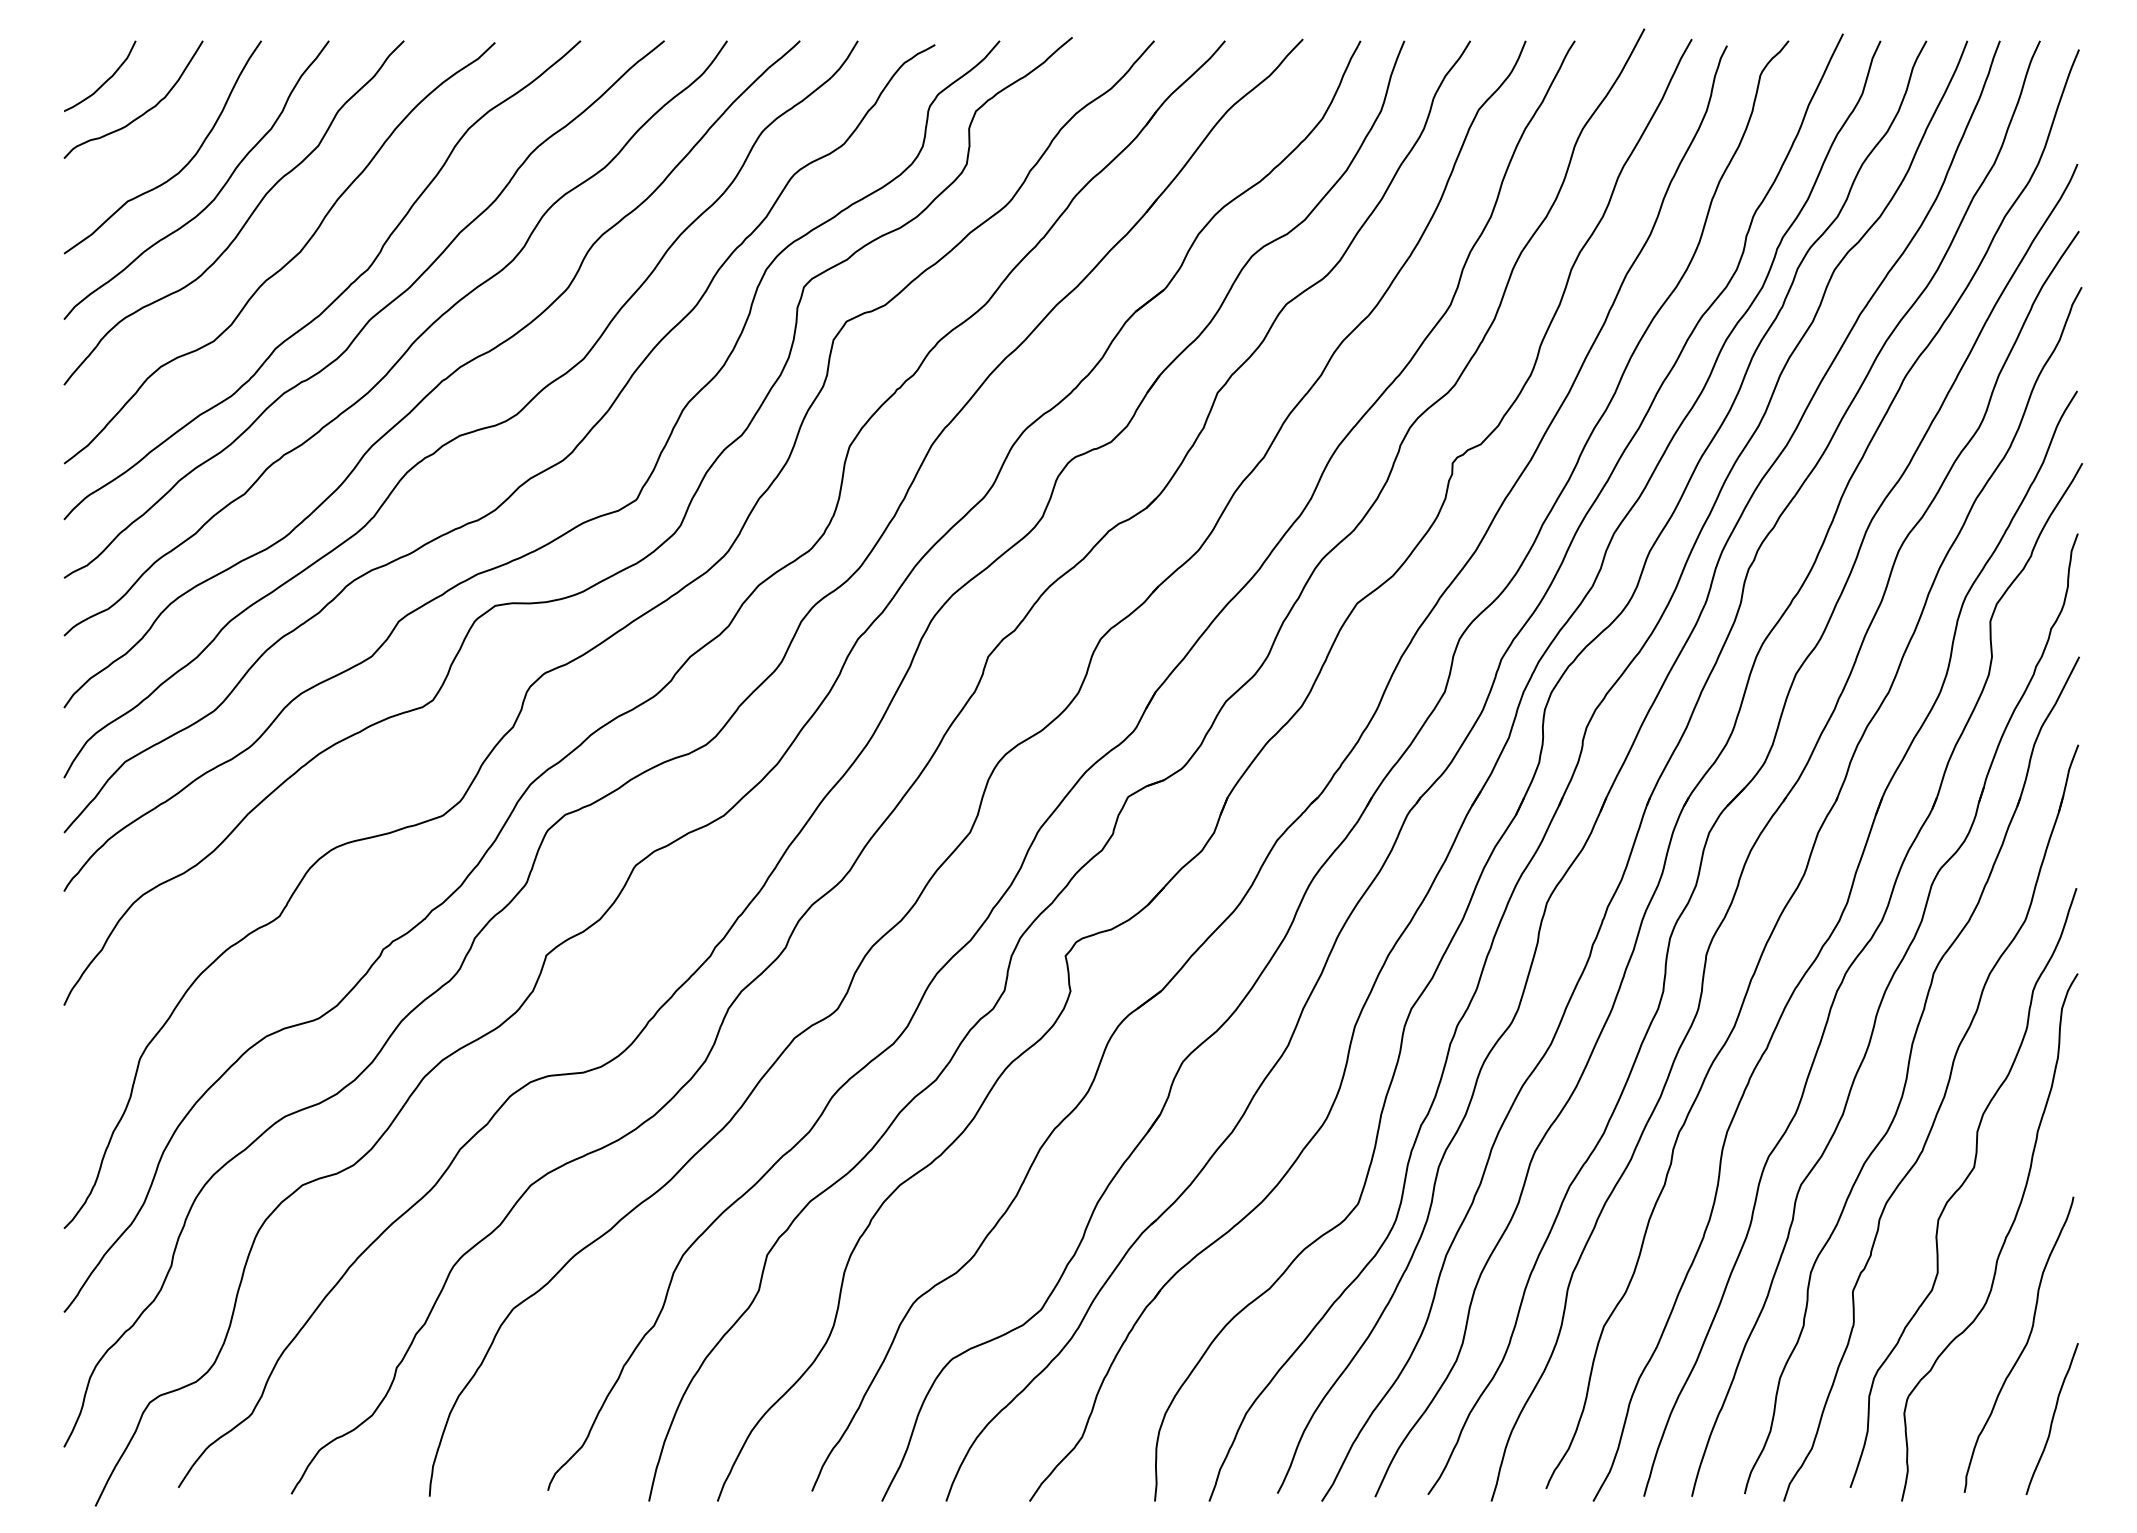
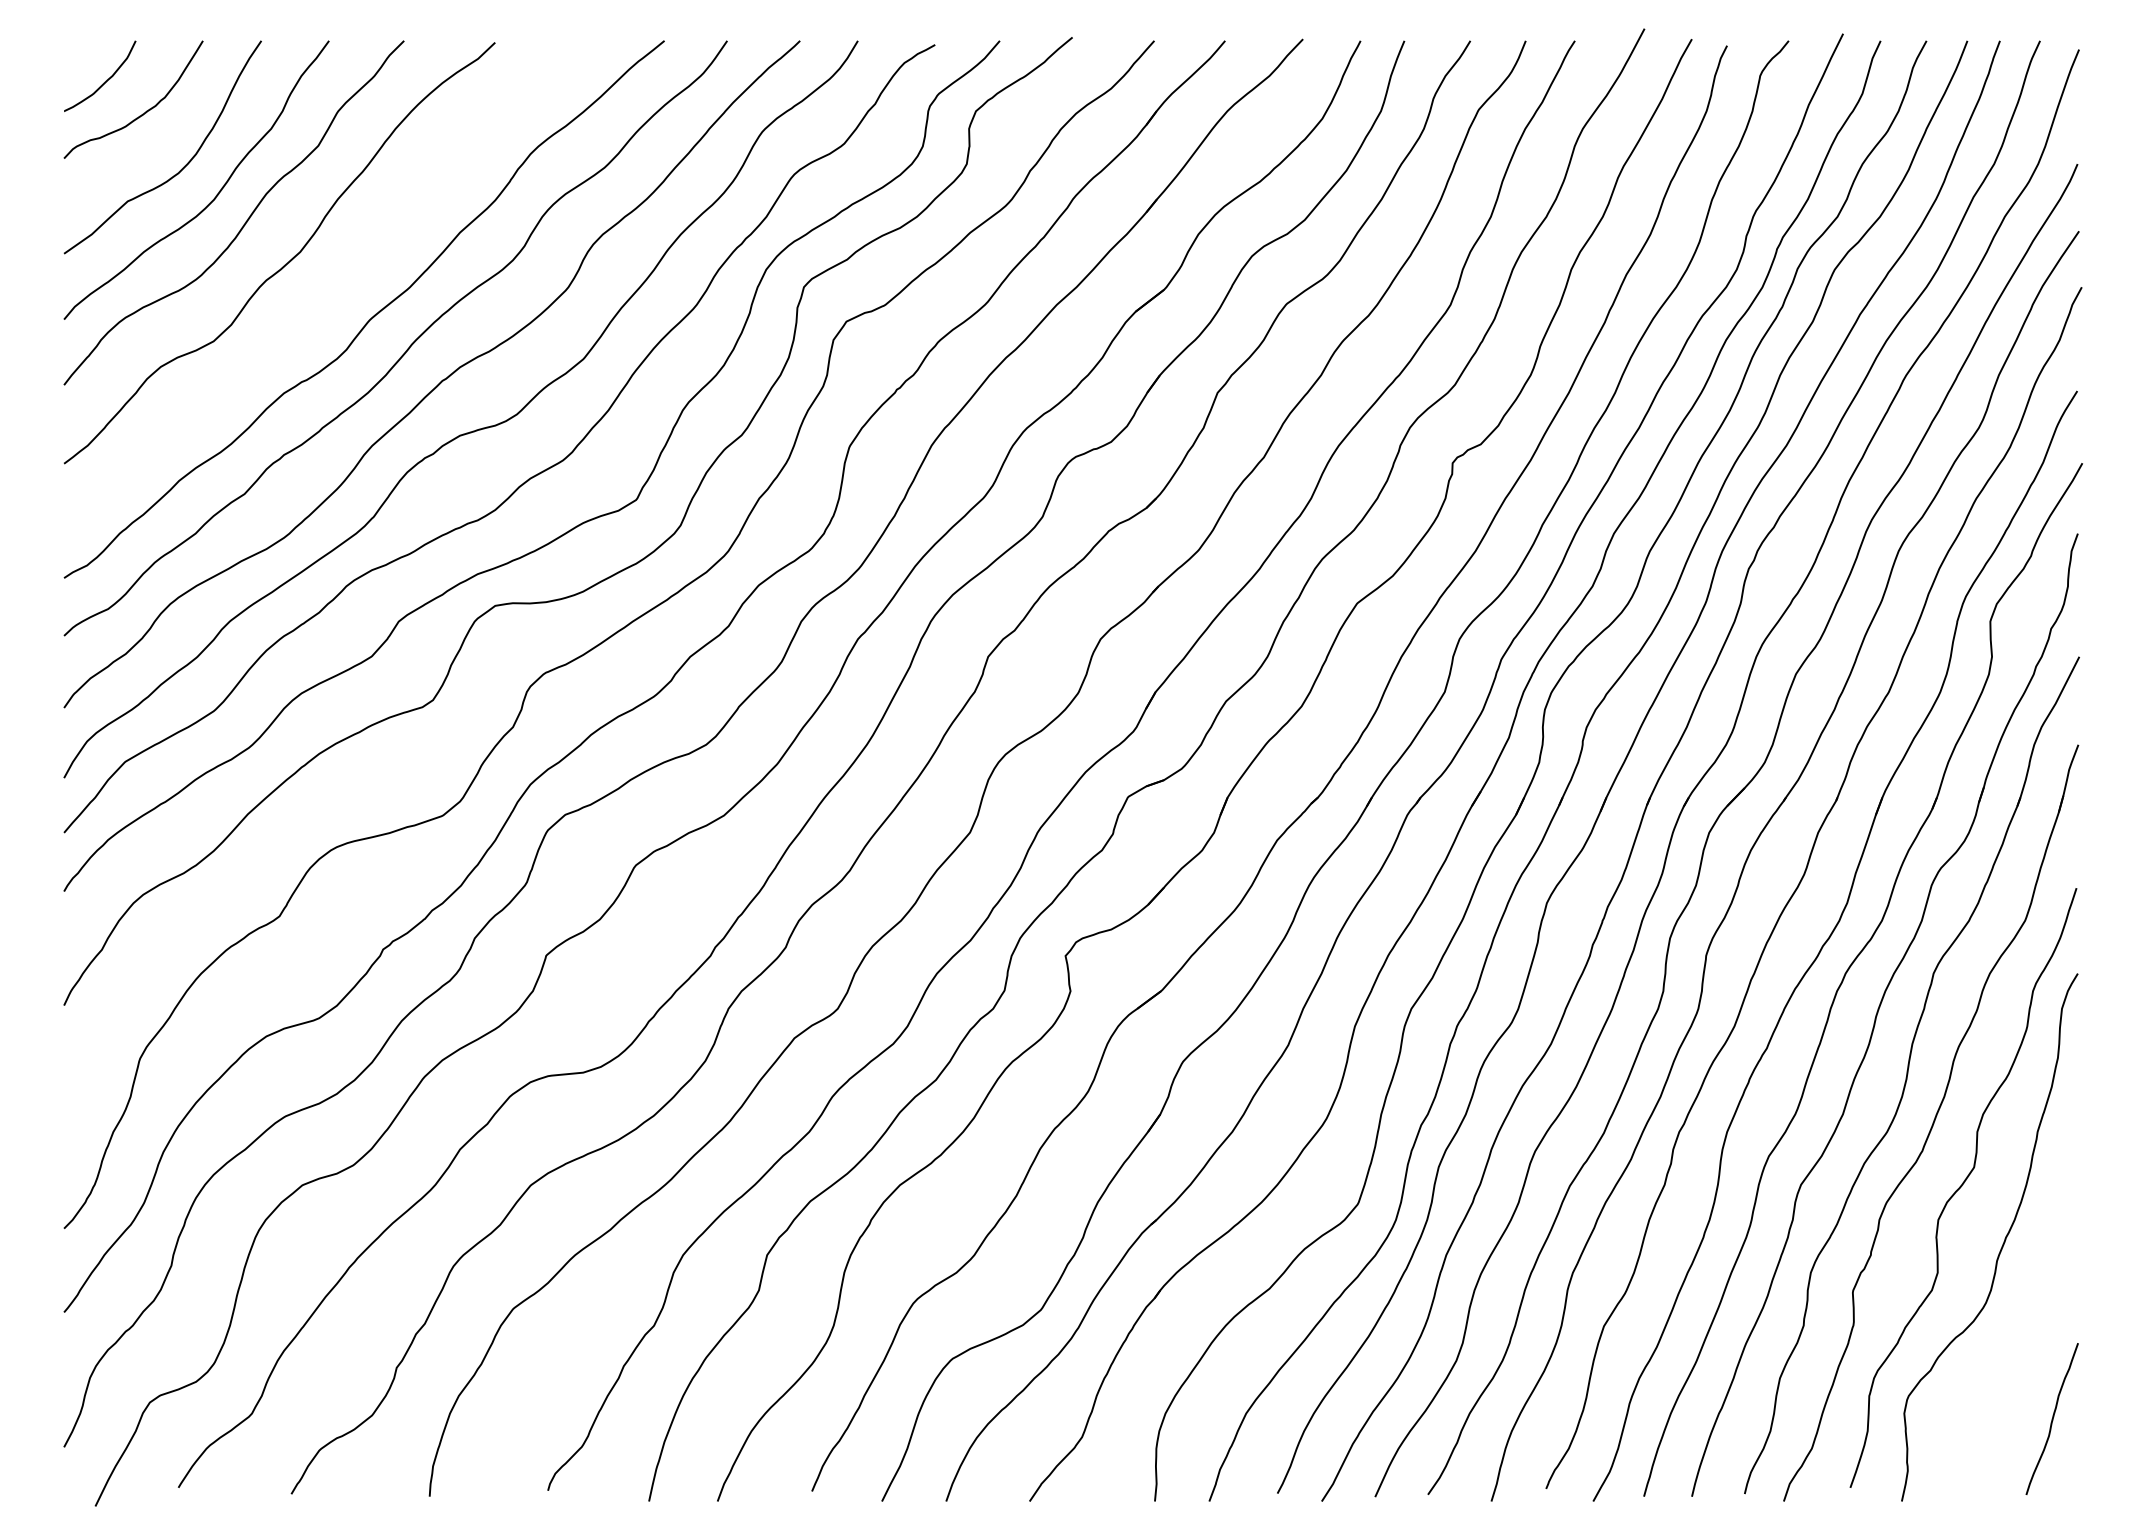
curve: present -> none (338, 295)
curve: present -> none (2023, 1347)
